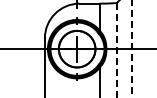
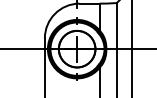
line: dashed -> solid (131, 49)
line: dashed -> solid (117, 50)
